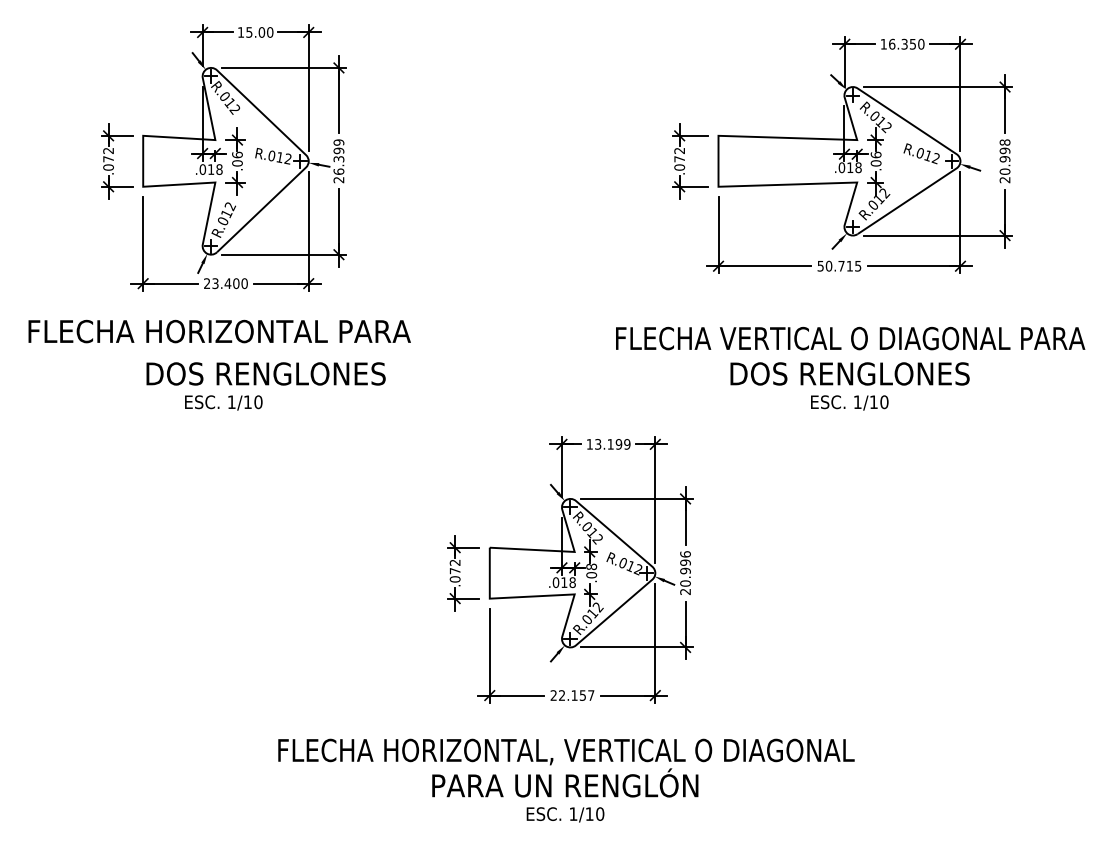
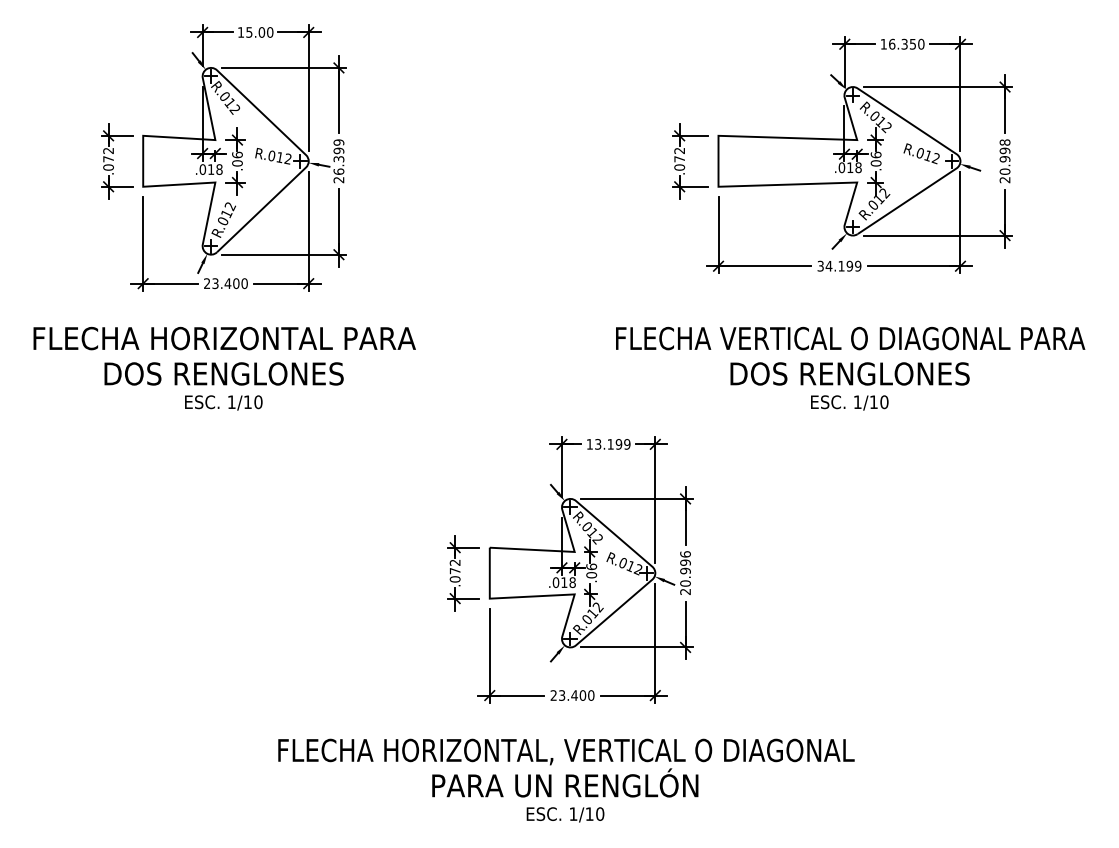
text: 50.715 -> 34.199 (839, 265)
text position: (219, 331) -> (224, 338) (224, 338)
text position: (265, 373) -> (223, 373) (223, 373)
text: .08 -> .06 (591, 566)
text: 22.157 -> 23.400 (576, 695)
